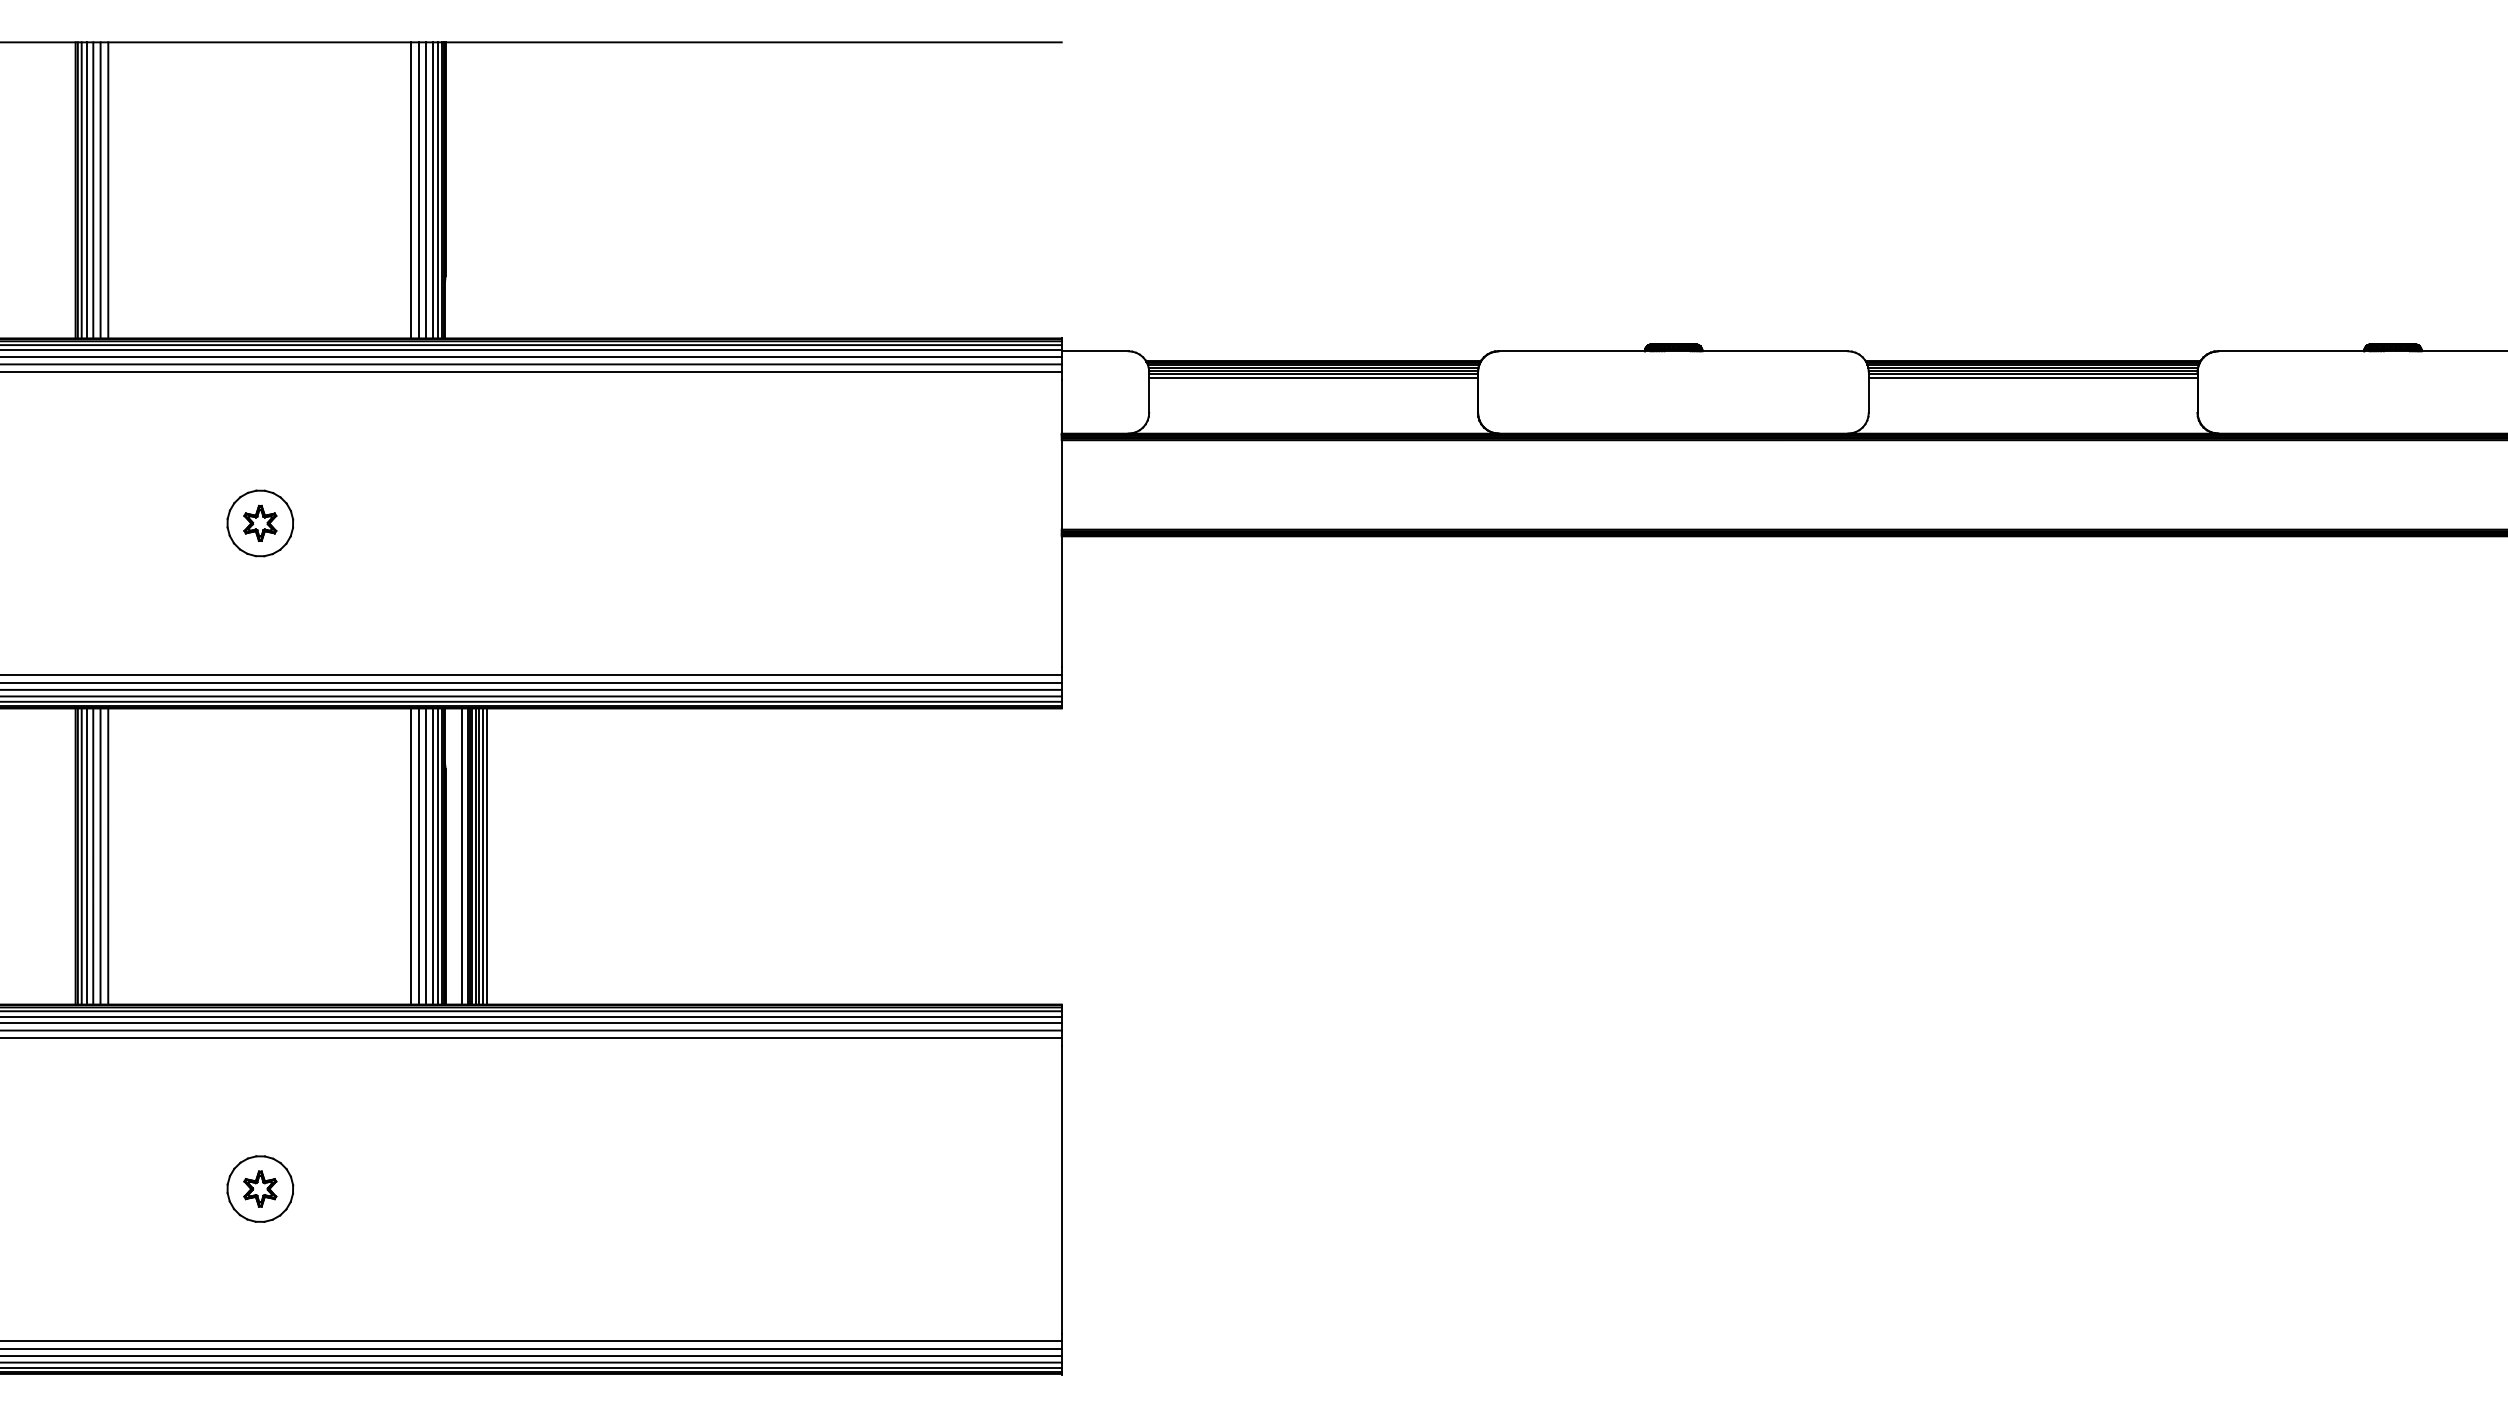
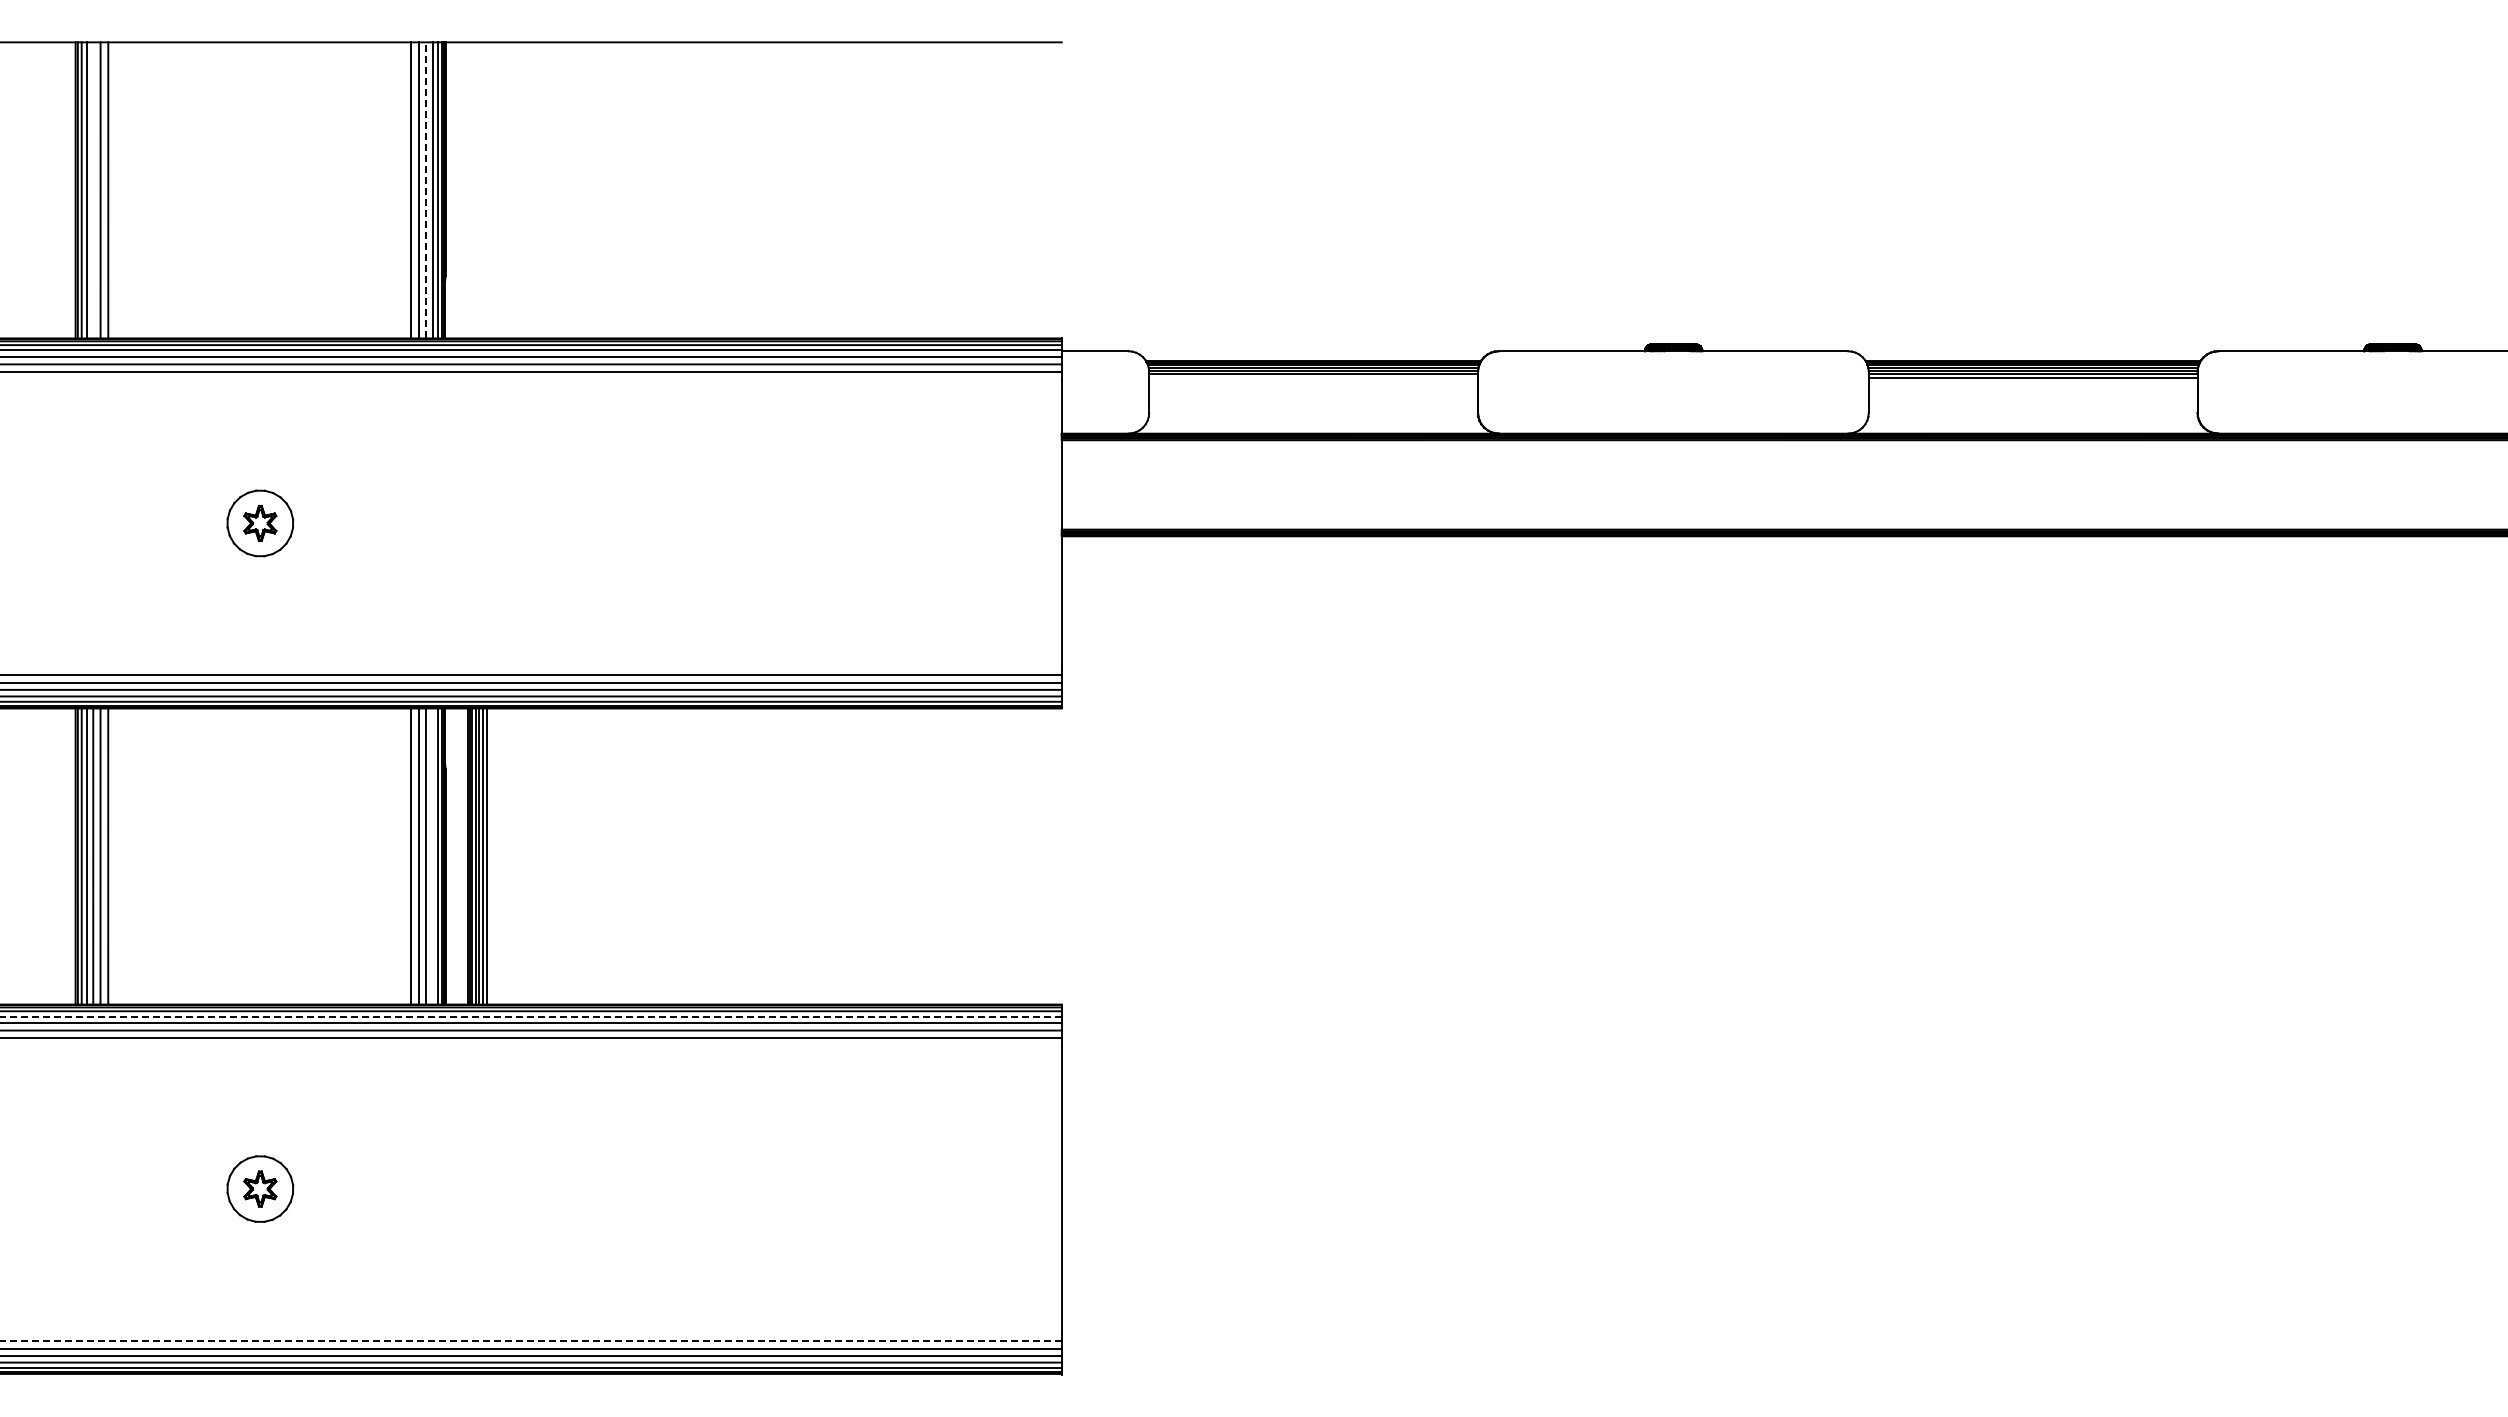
line: solid -> dashed (426, 189)
line: present -> none (93, 190)
line: present -> none (1313, 378)
line: present -> none (432, 856)
line: present -> none (462, 856)
line: solid -> dashed (531, 1016)
line: solid -> dashed (531, 1340)
